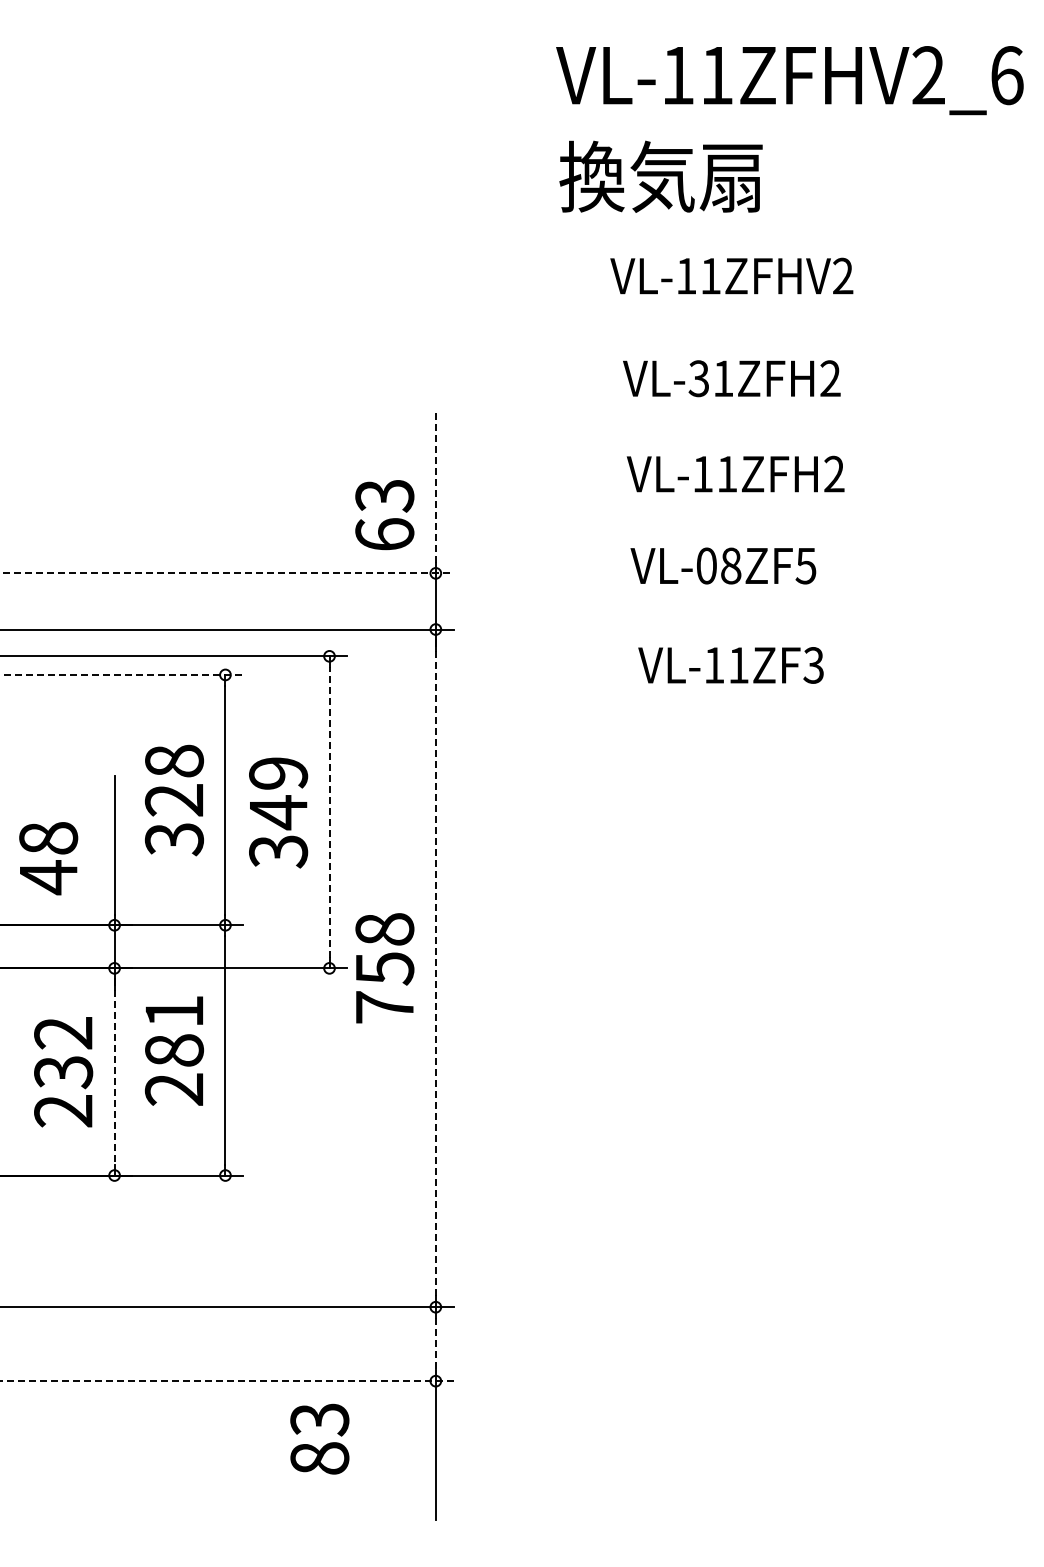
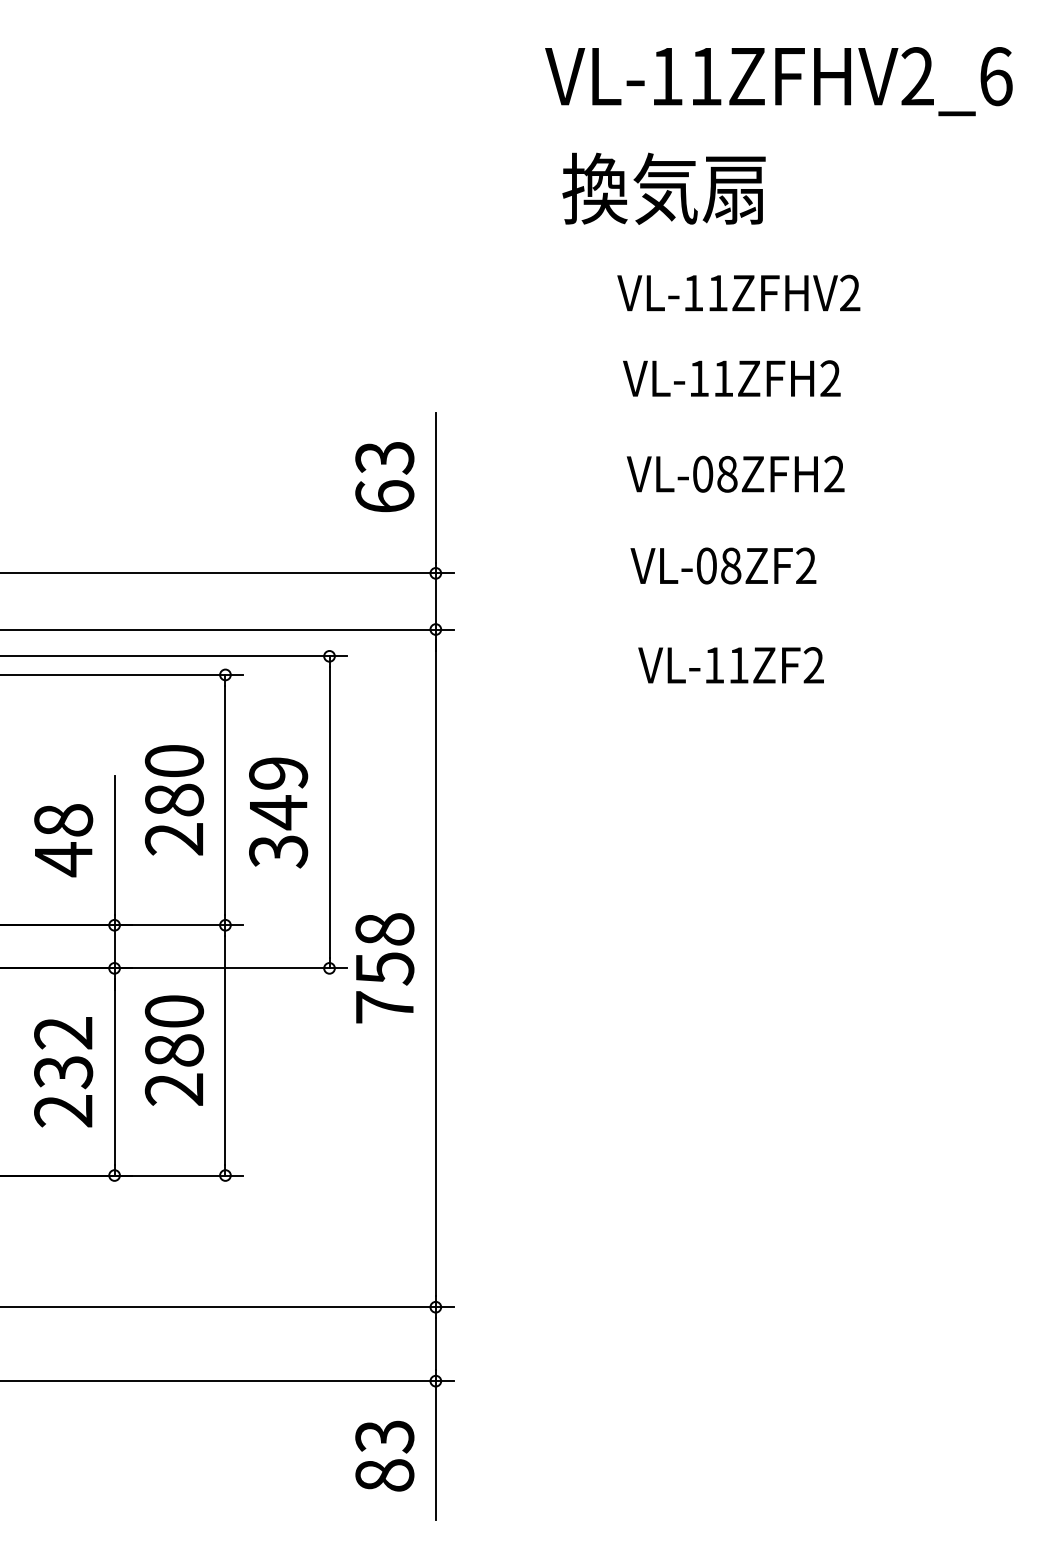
text position: (789, 80) -> (778, 81) (778, 81)
text position: (660, 176) -> (663, 188) (663, 188)
text position: (731, 275) -> (738, 292) (738, 292)
text: VL-31ZFH2 -> VL-11ZFH2 (698, 378)
text: VL-11ZFH2 -> VL-08ZFH2 (715, 473)
line: dashed -> solid (435, 487)
text position: (384, 515) -> (384, 477) (384, 477)
text: VL-08ZF5 -> VL-08ZF2 (805, 565)
line: dashed -> solid (227, 573)
text: VL-11ZF3 -> VL-11ZF2 (813, 665)
line: dashed -> solid (122, 674)
text: 328 -> 280 (174, 800)
line: dashed -> solid (329, 811)
text position: (48, 858) -> (63, 840) (63, 840)
line: dashed -> solid (435, 967)
text: 281 -> 280 (174, 1011)
line: dashed -> solid (114, 1071)
line: dashed -> solid (435, 1344)
line: dashed -> solid (227, 1381)
text position: (319, 1438) -> (384, 1455) (384, 1455)
